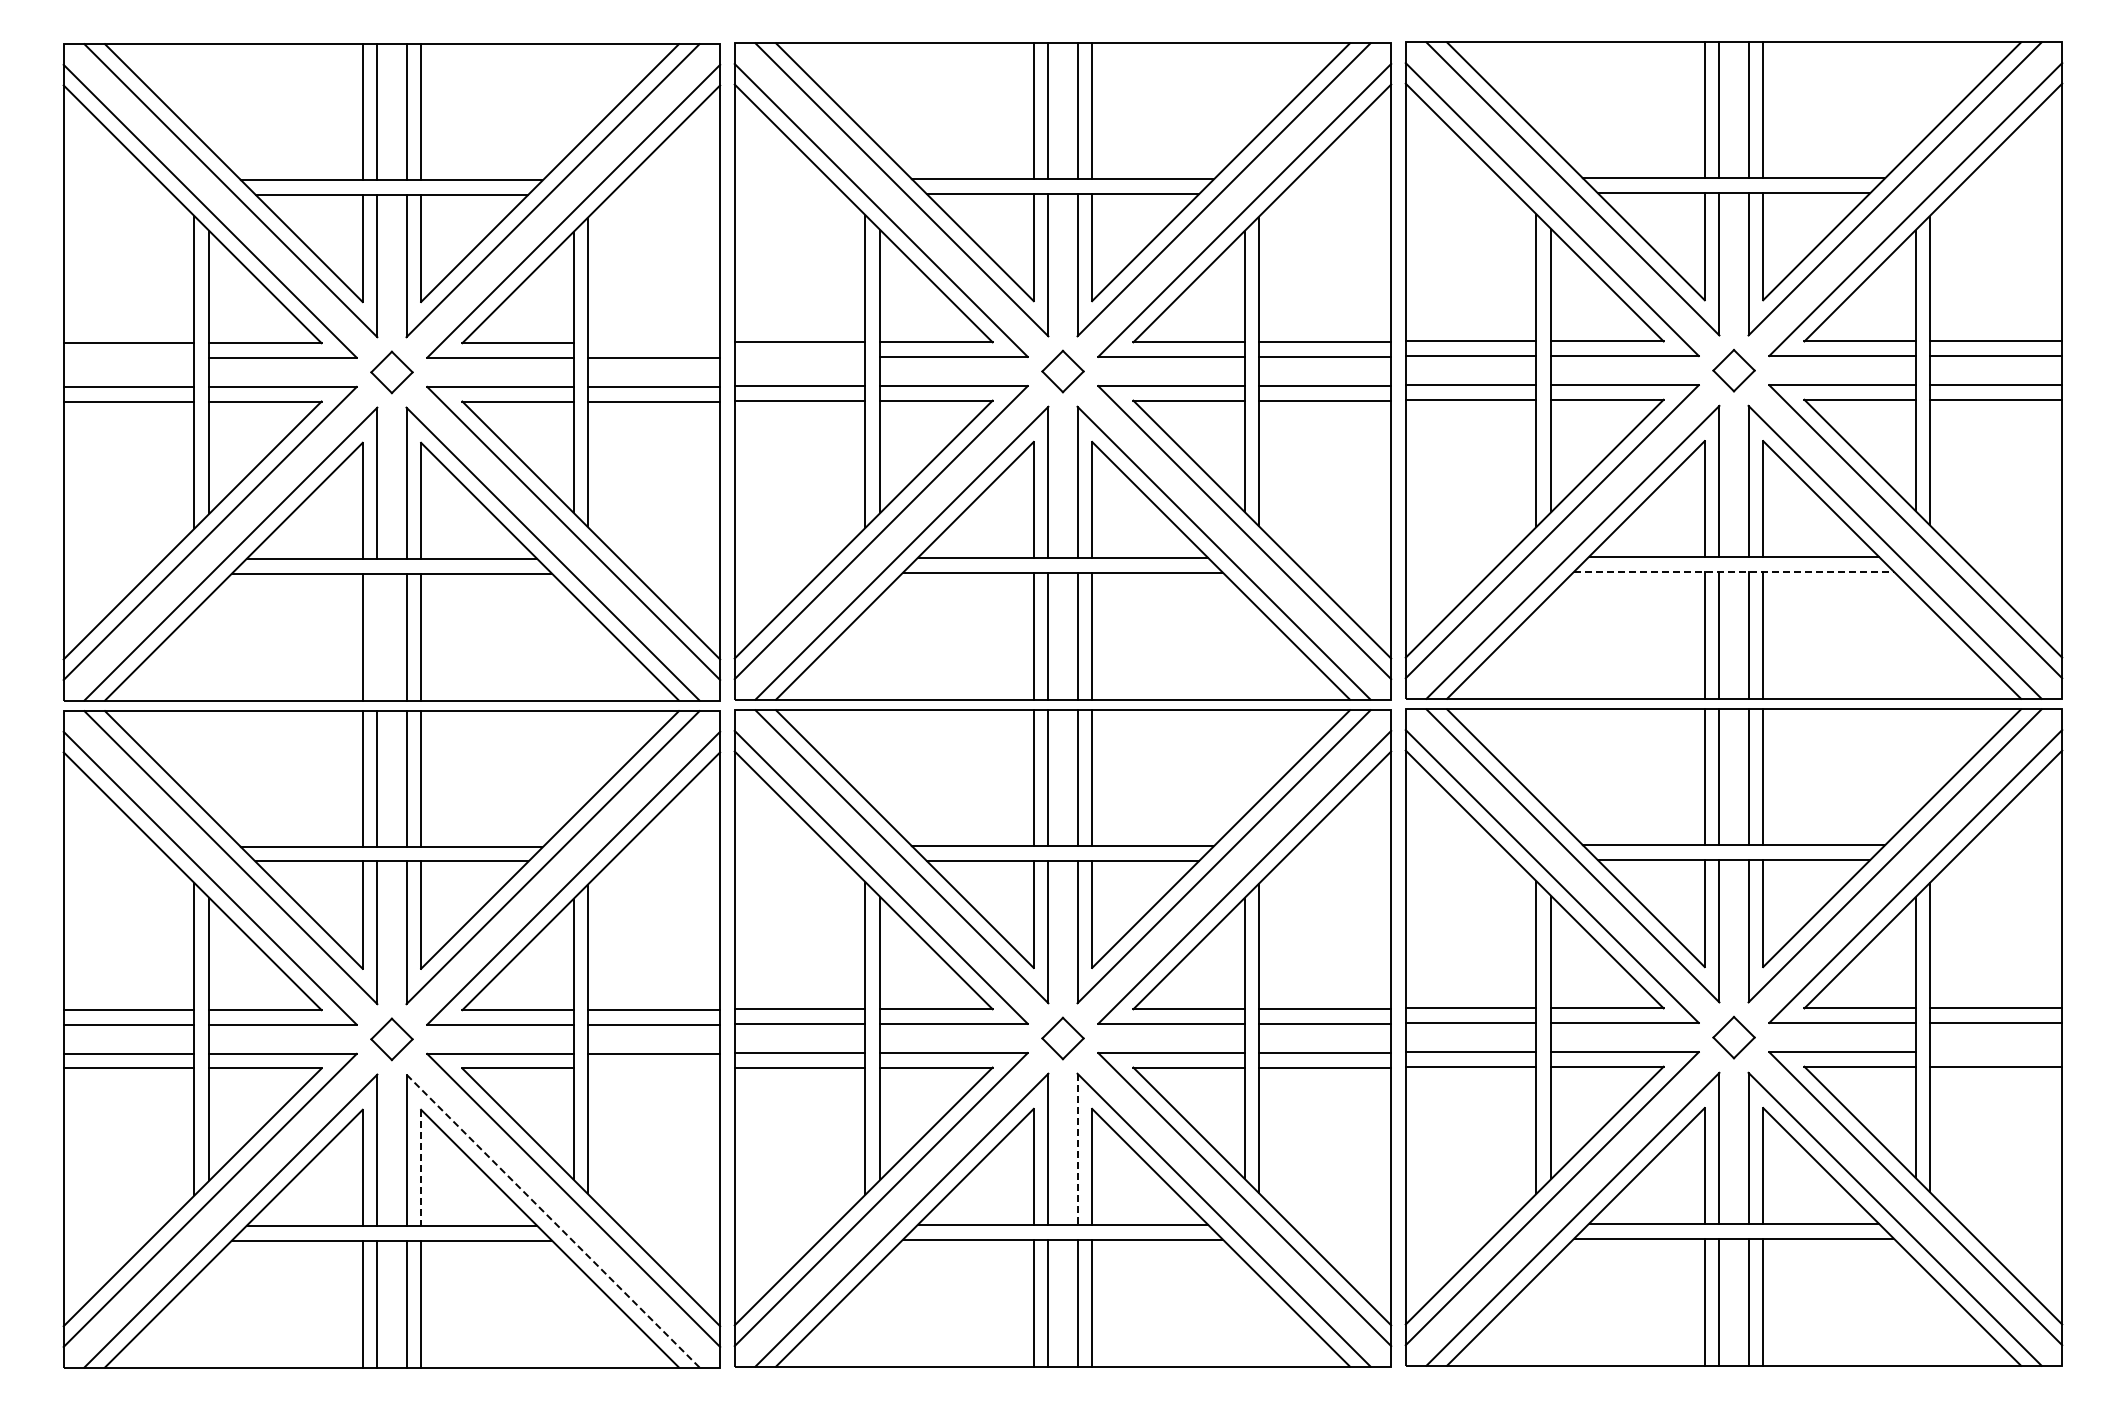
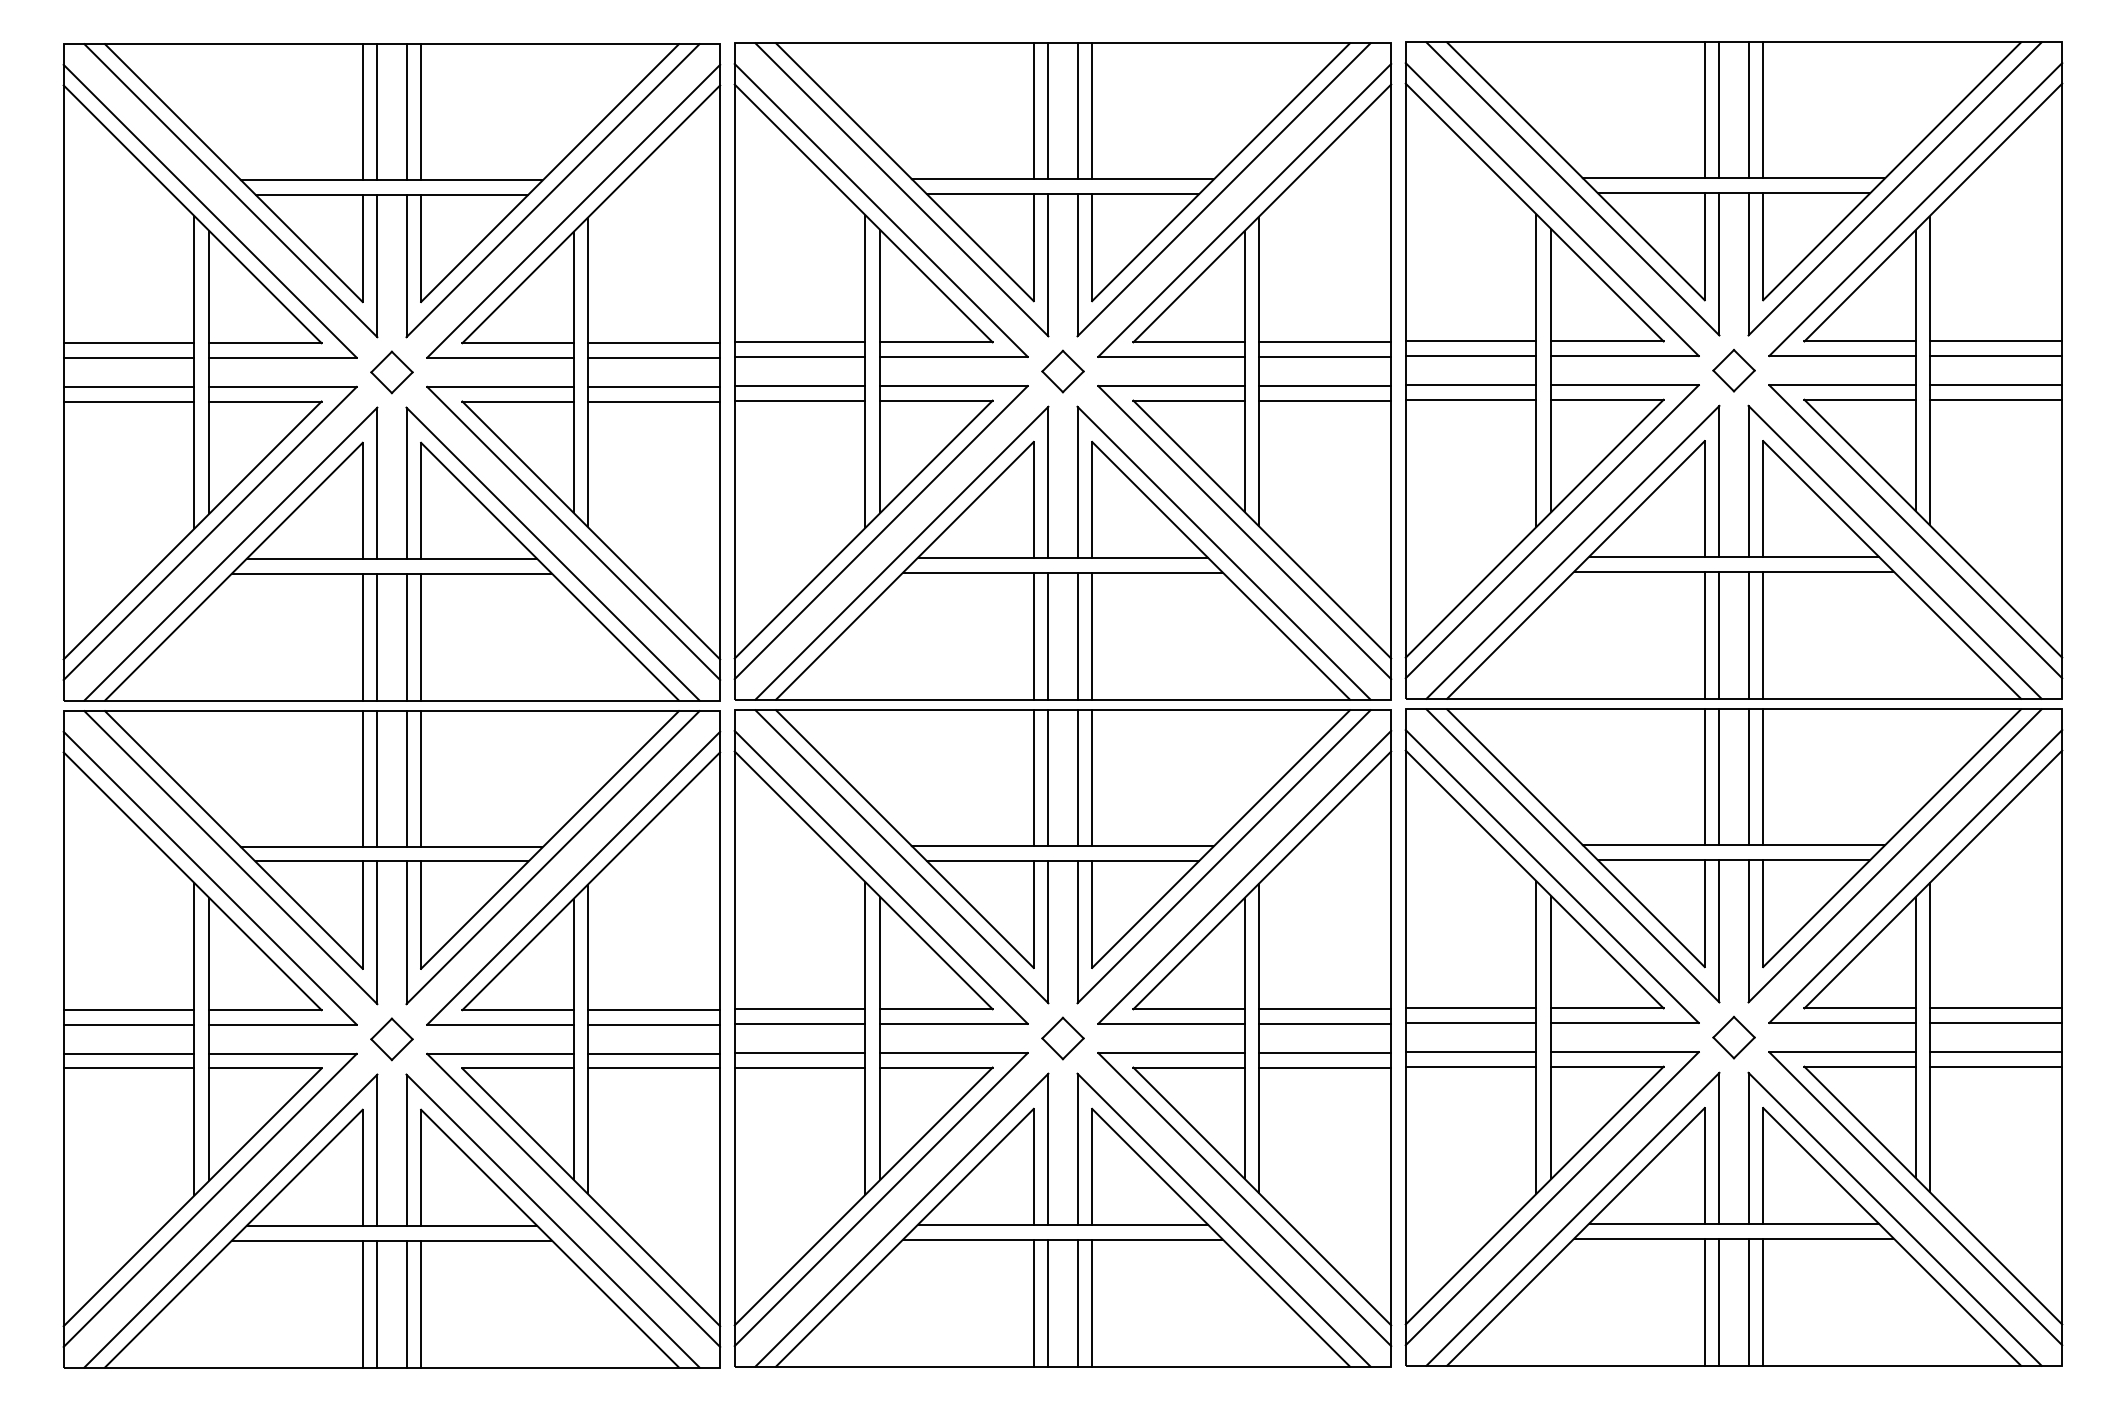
line: none -> present (654, 343)
line: none -> present (799, 356)
line: none -> present (128, 357)
line: dashed -> solid (1734, 572)
line: none -> present (377, 636)
line: none -> present (1996, 1052)
line: none -> present (654, 1068)
line: dashed -> solid (1077, 1149)
line: dashed -> solid (421, 1168)
line: dashed -> solid (552, 1220)
